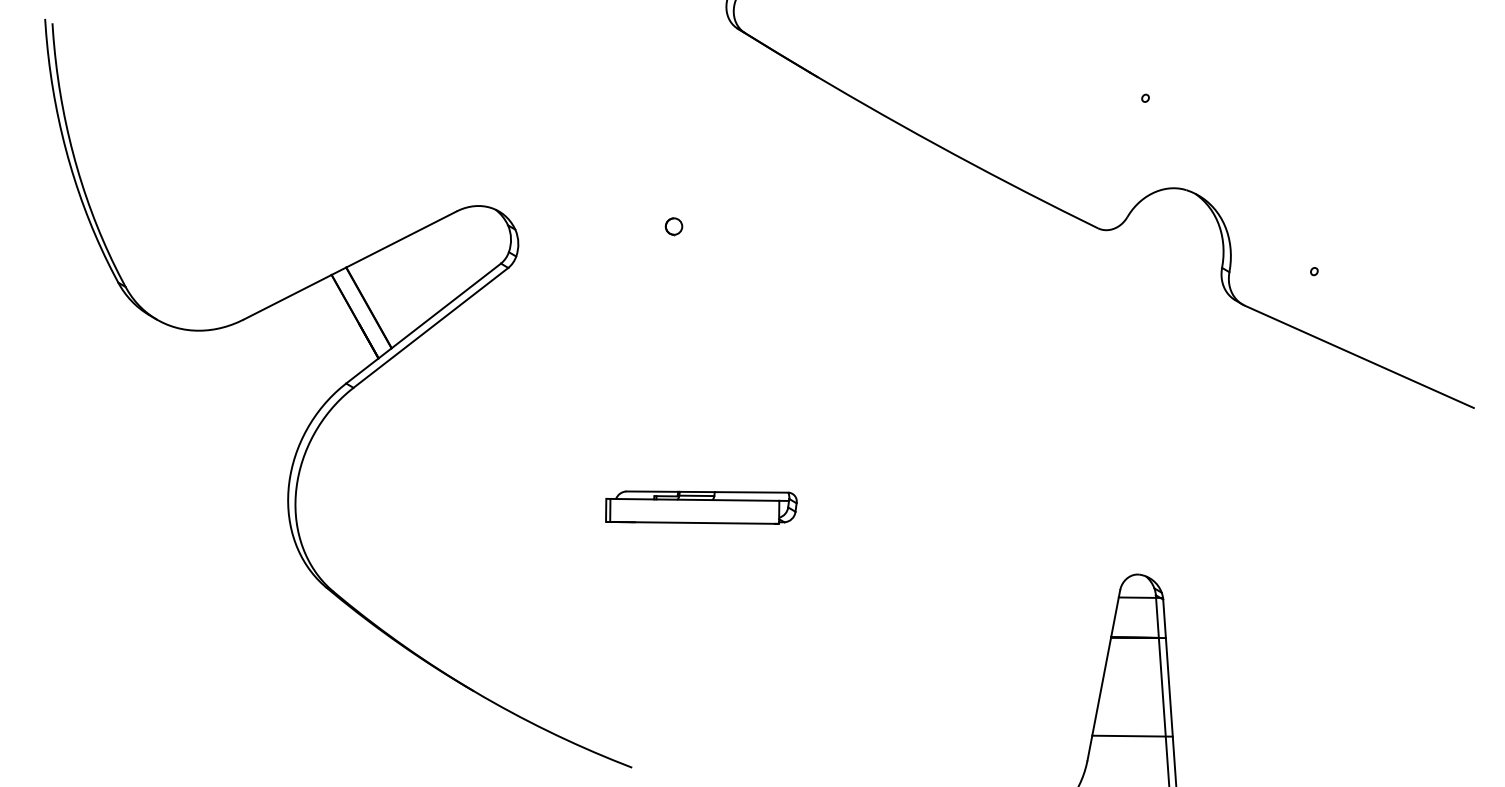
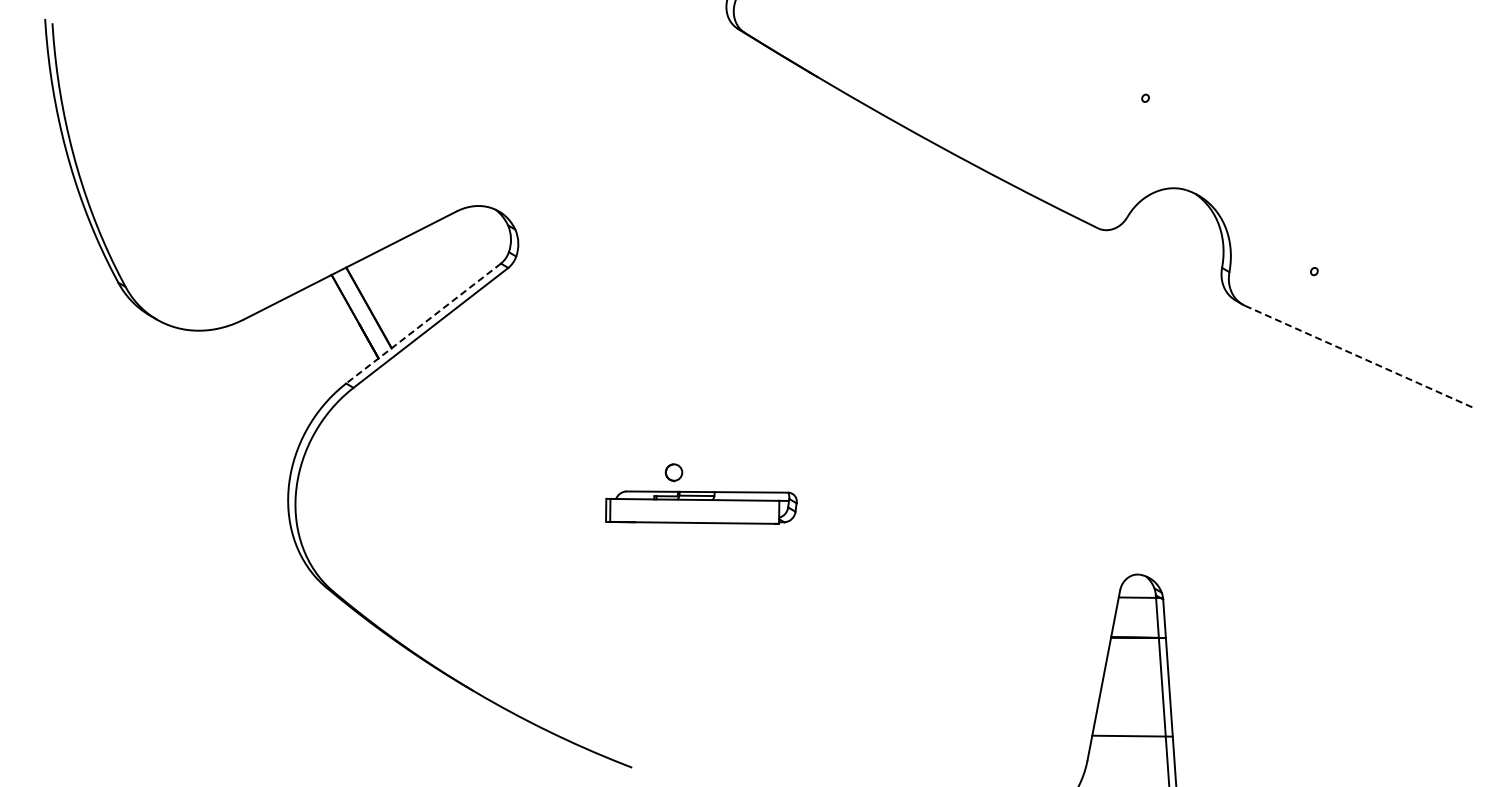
part position: (673, 226) -> (673, 472) (673, 472)
line: solid -> dashed (423, 323)
line: solid -> dashed (1359, 357)
